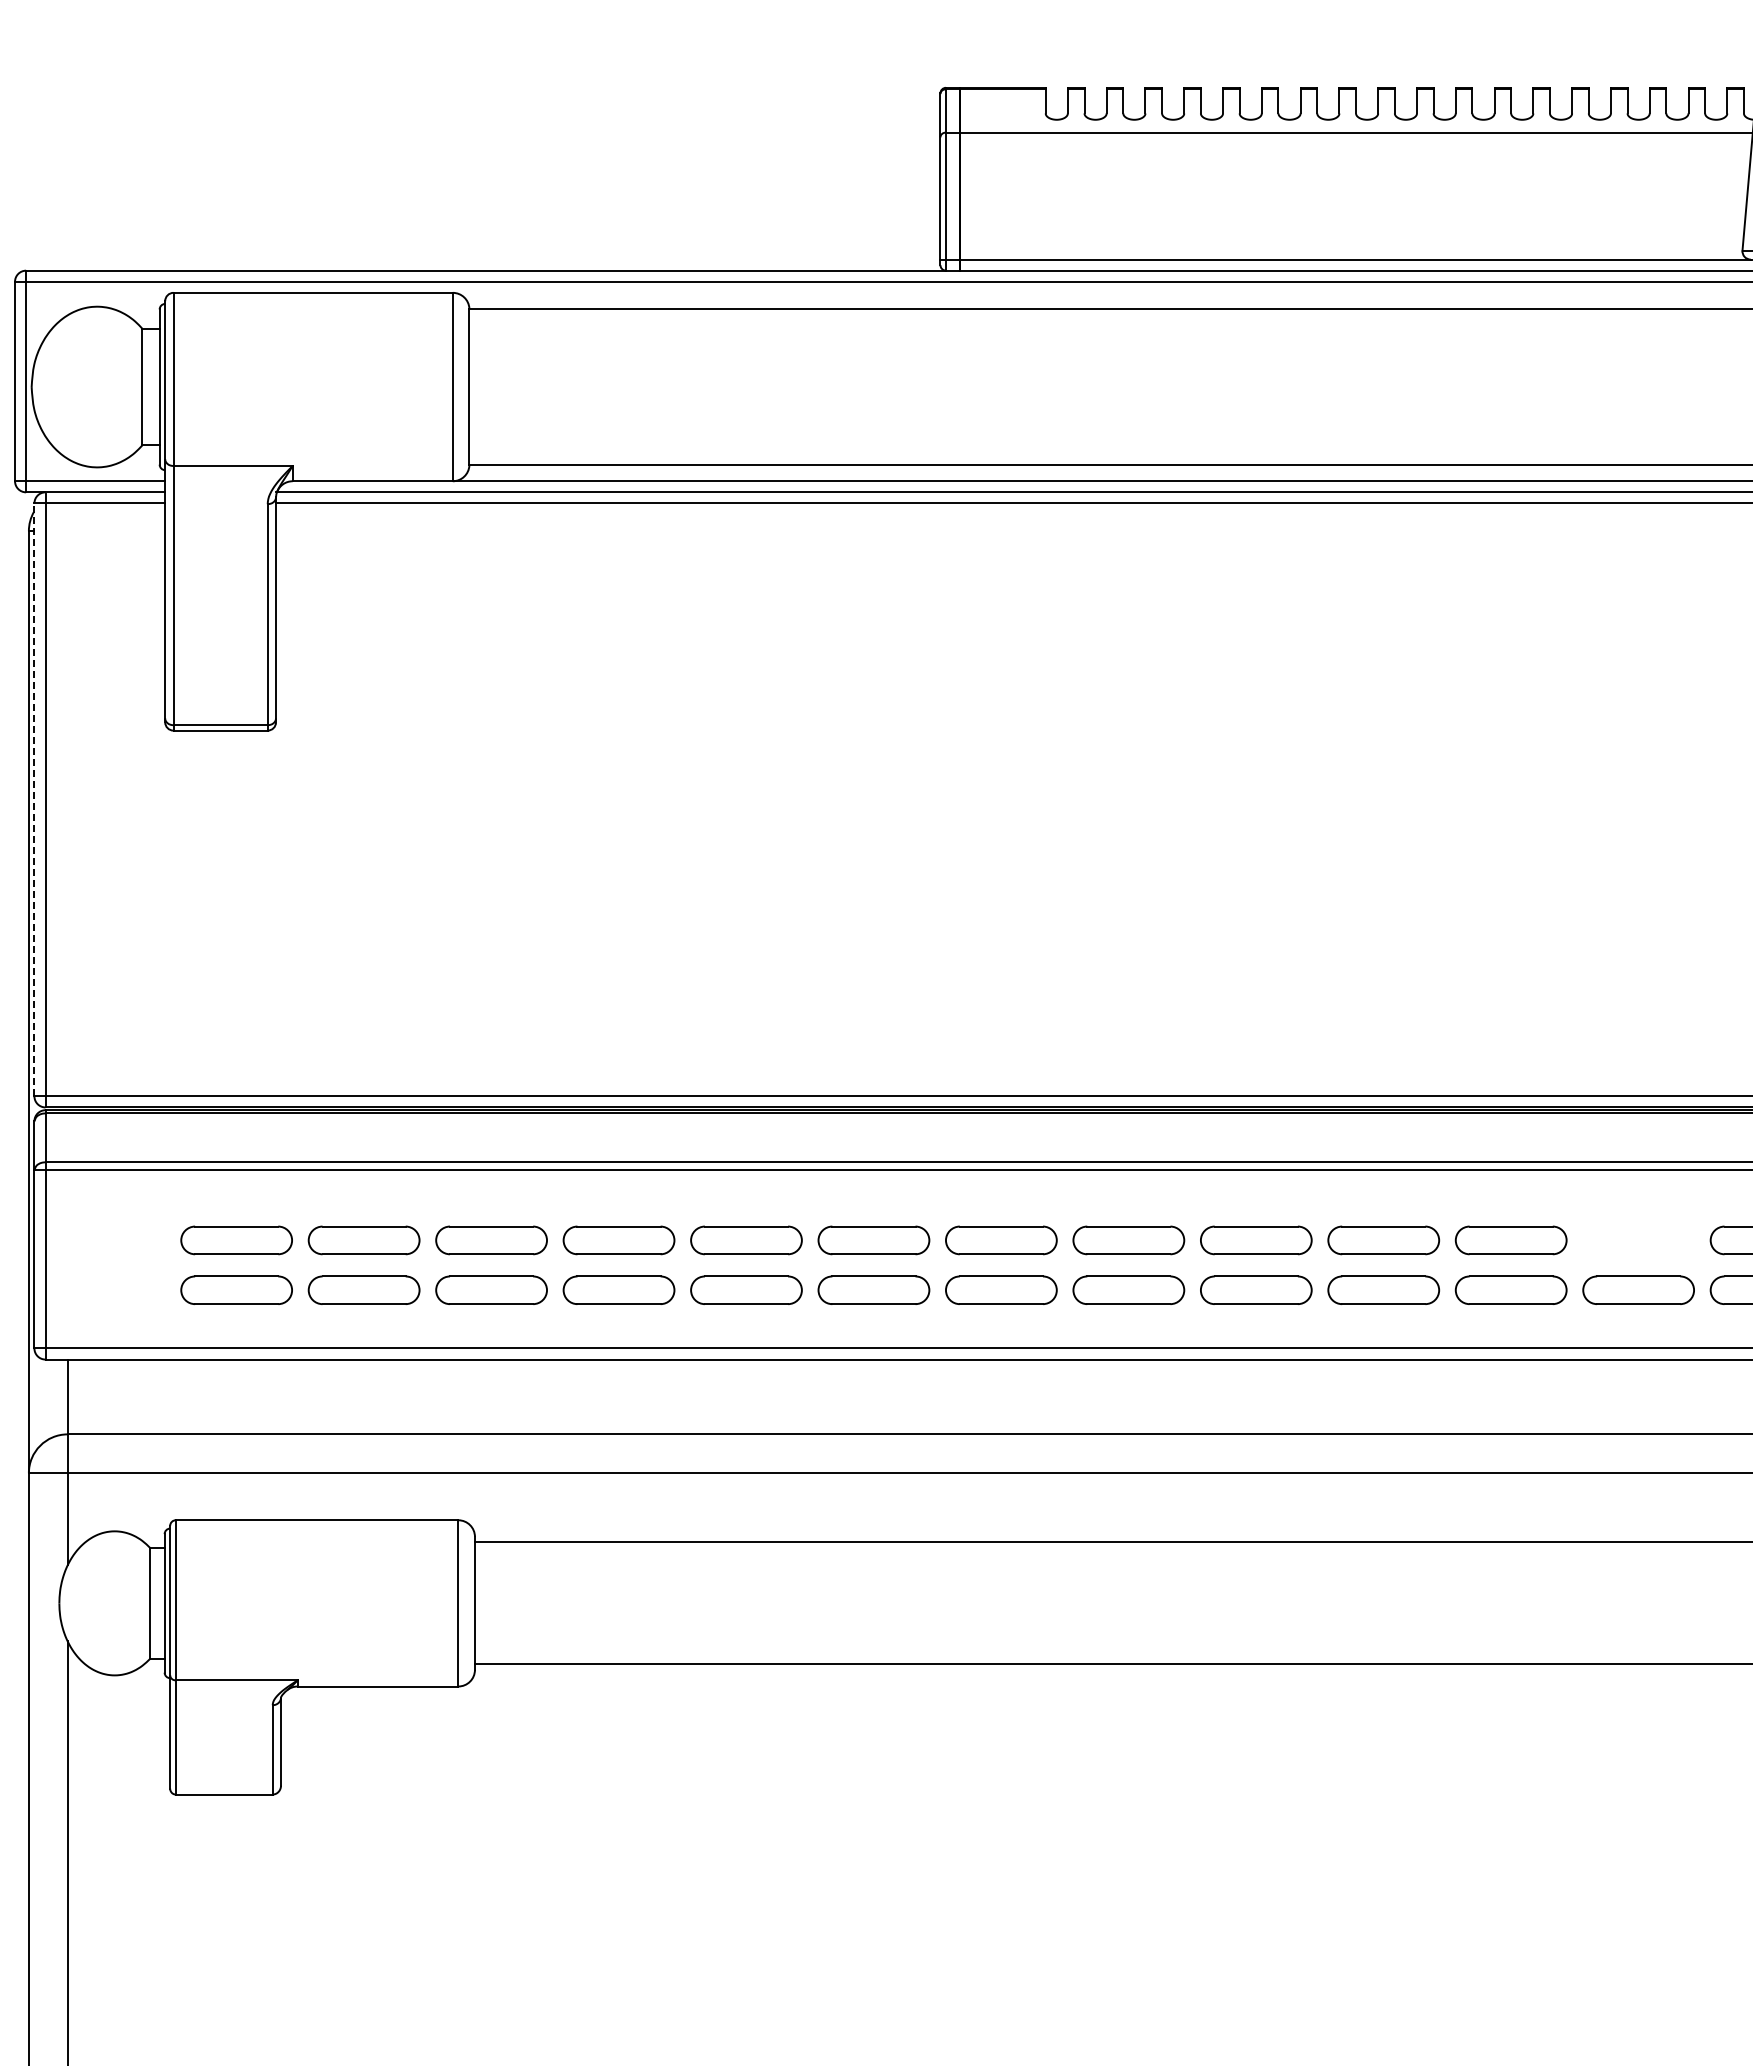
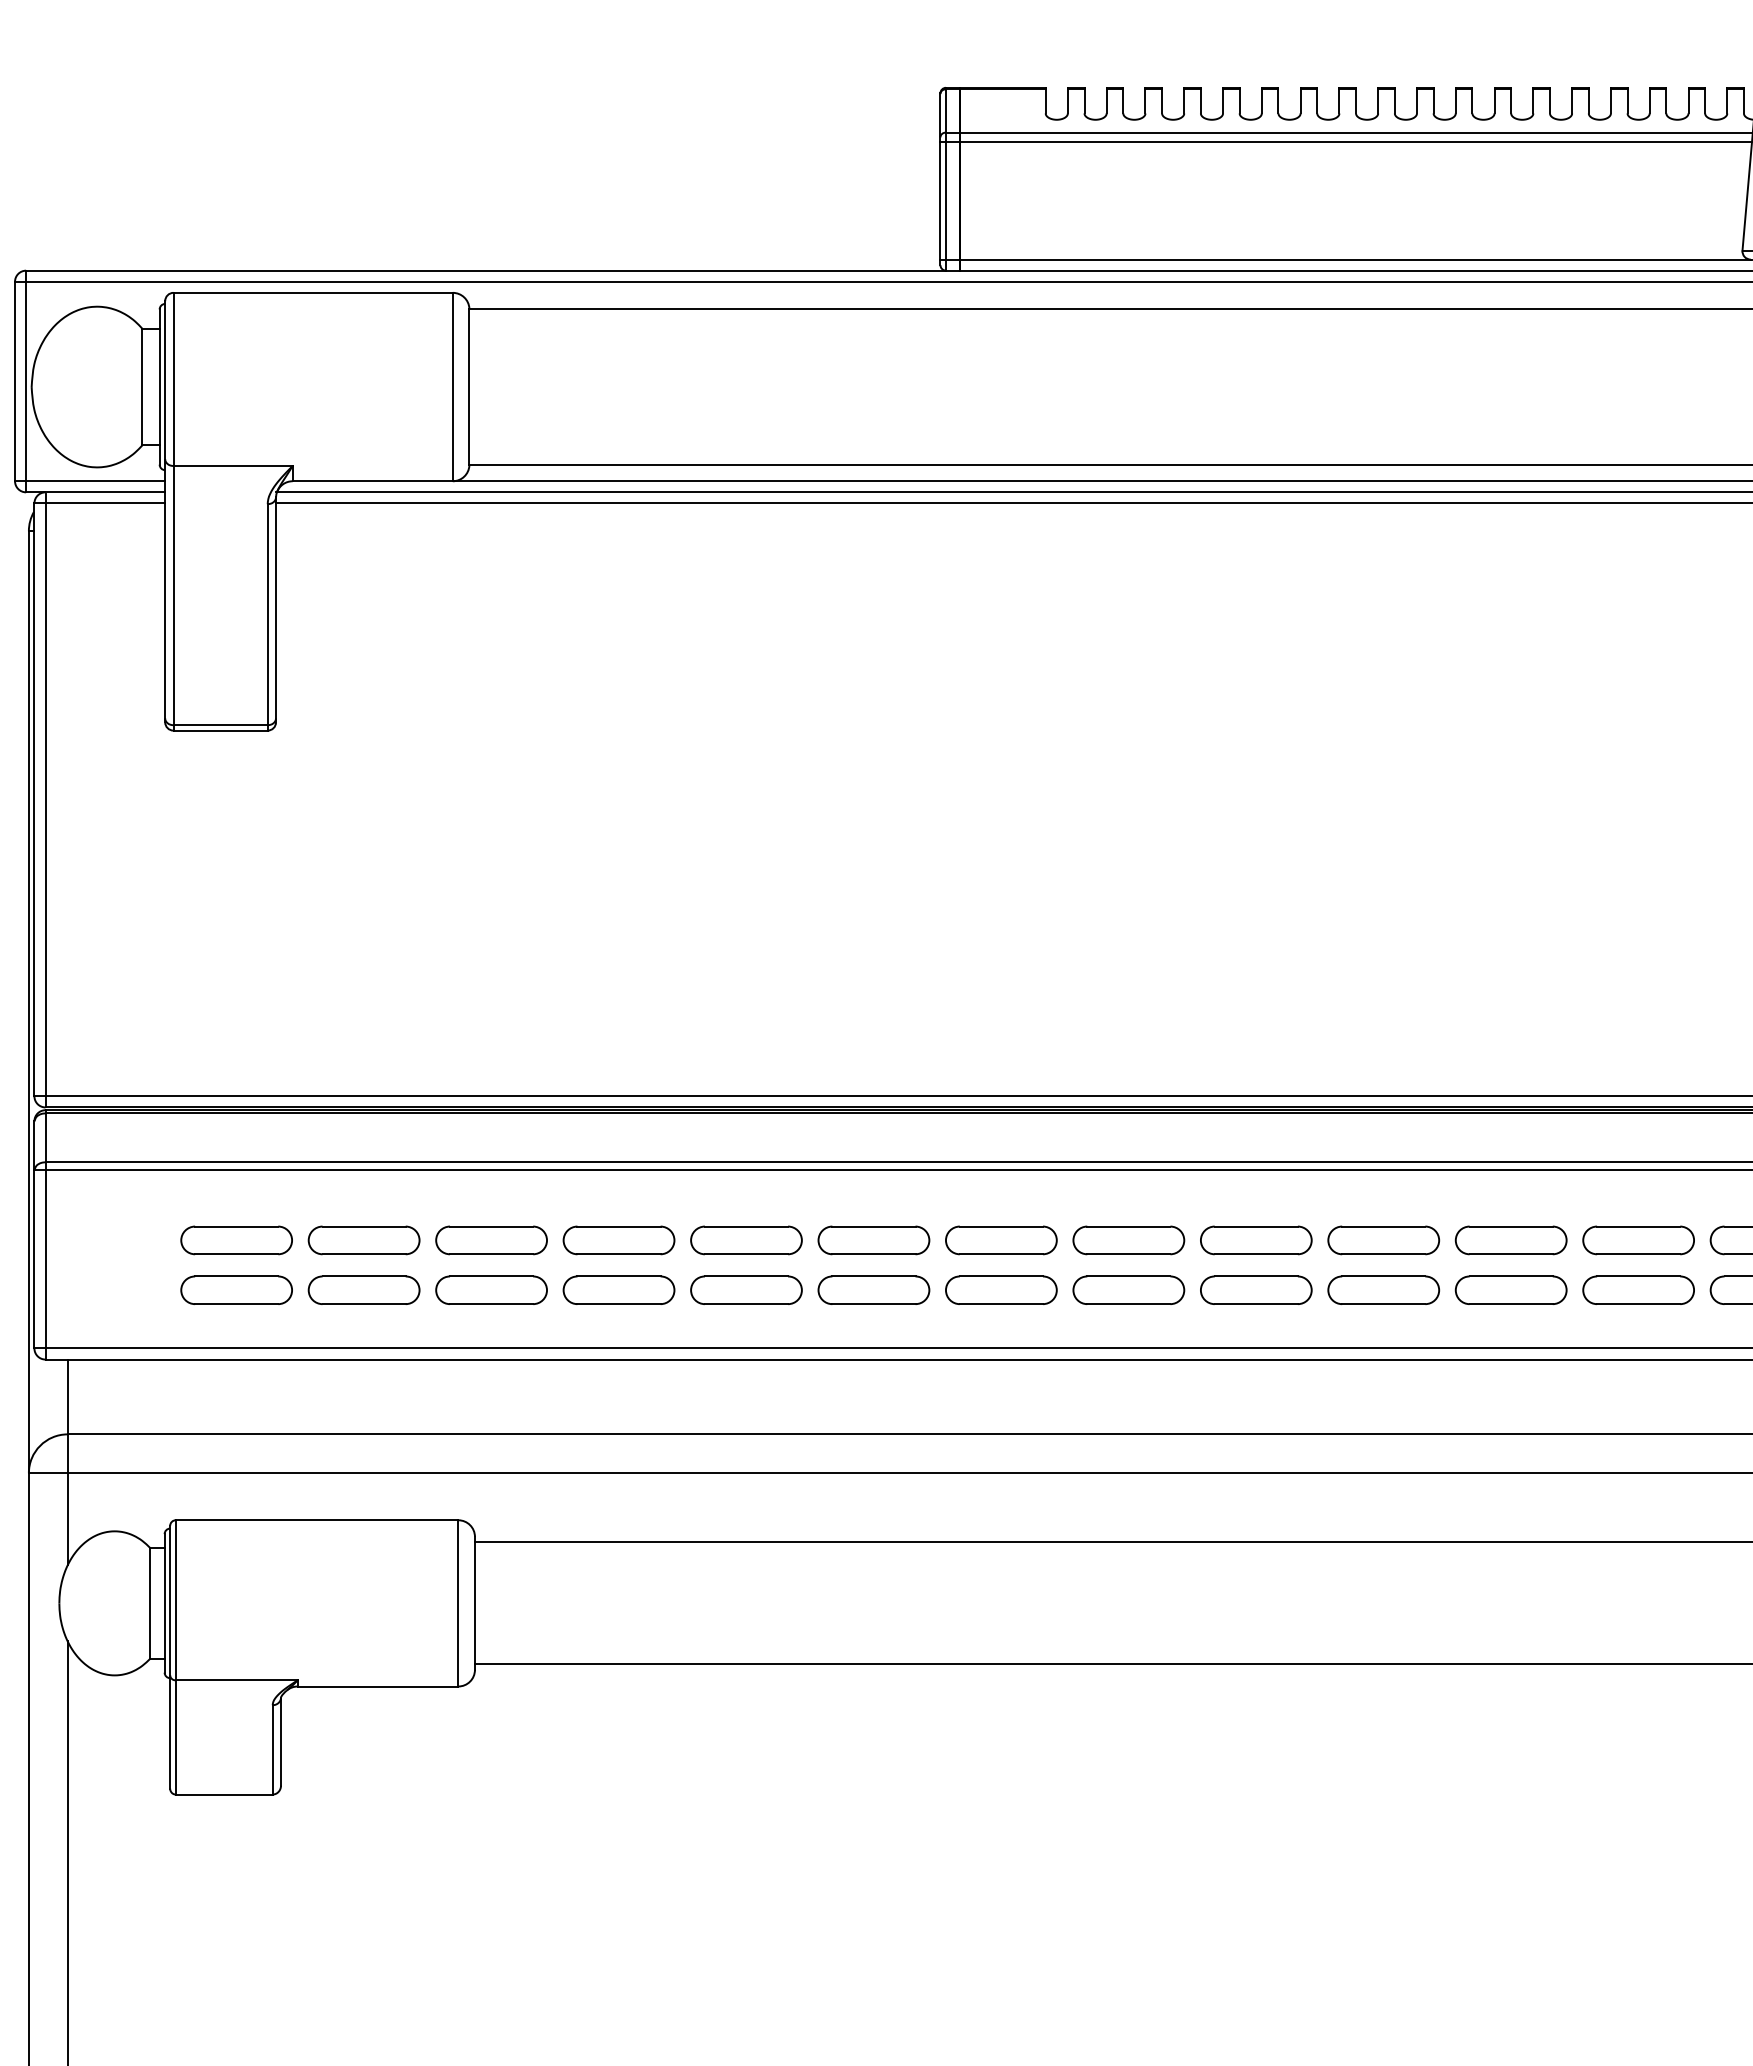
line: none -> present (1344, 142)
line: dashed -> solid (34, 799)
part: none -> present (1638, 1240)
